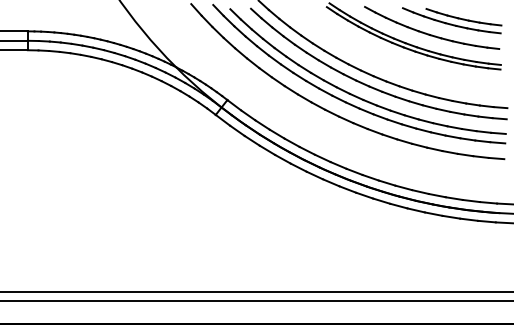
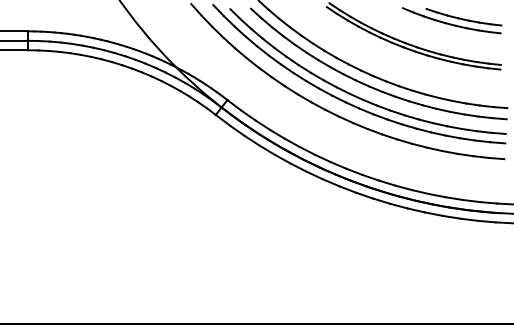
part: present -> none (429, 33)
line: present -> none (256, 292)
line: present -> none (256, 301)
